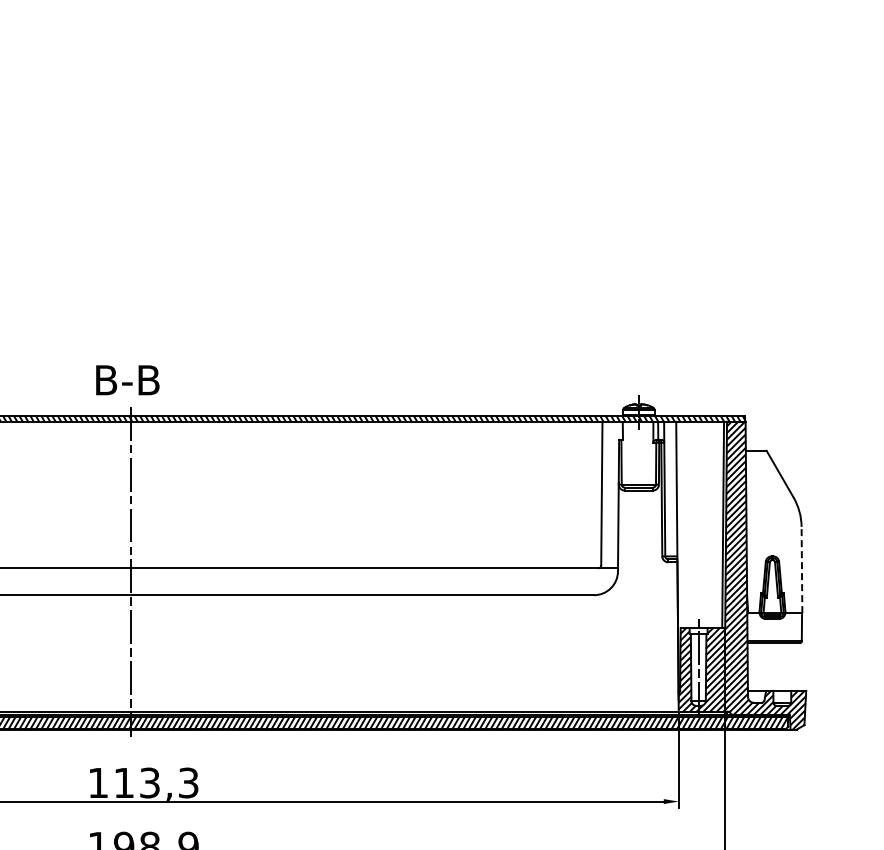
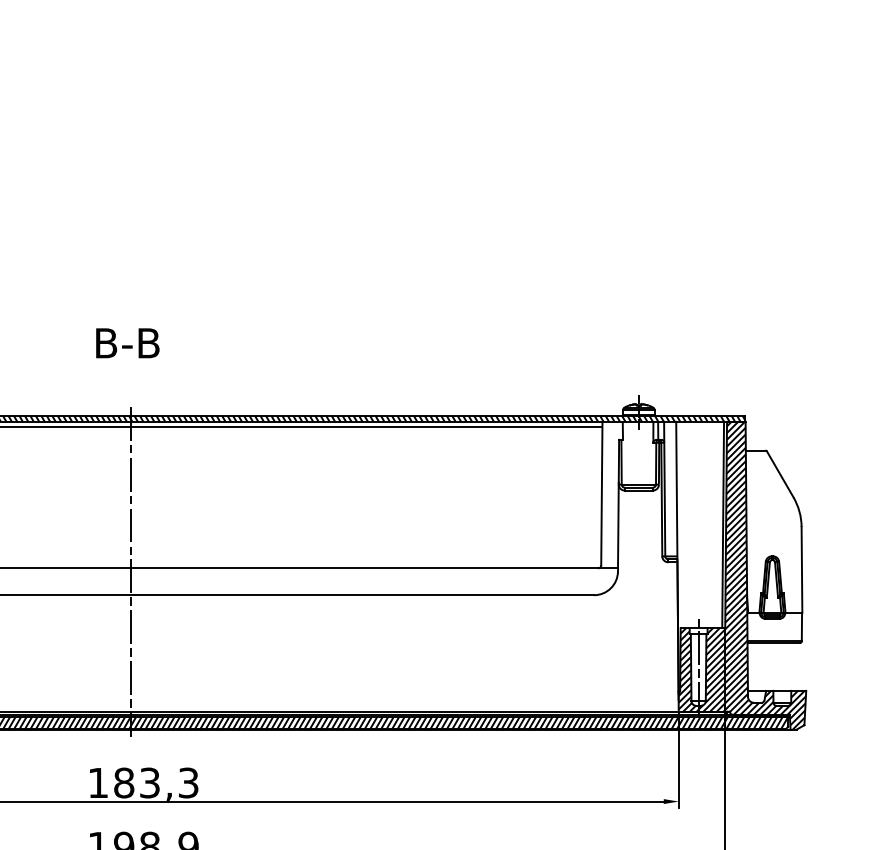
text position: (127, 380) -> (127, 343) (127, 343)
line: none -> present (302, 426)
line: dashed -> solid (801, 569)
text: 113,3 -> 183,3 (124, 782)
